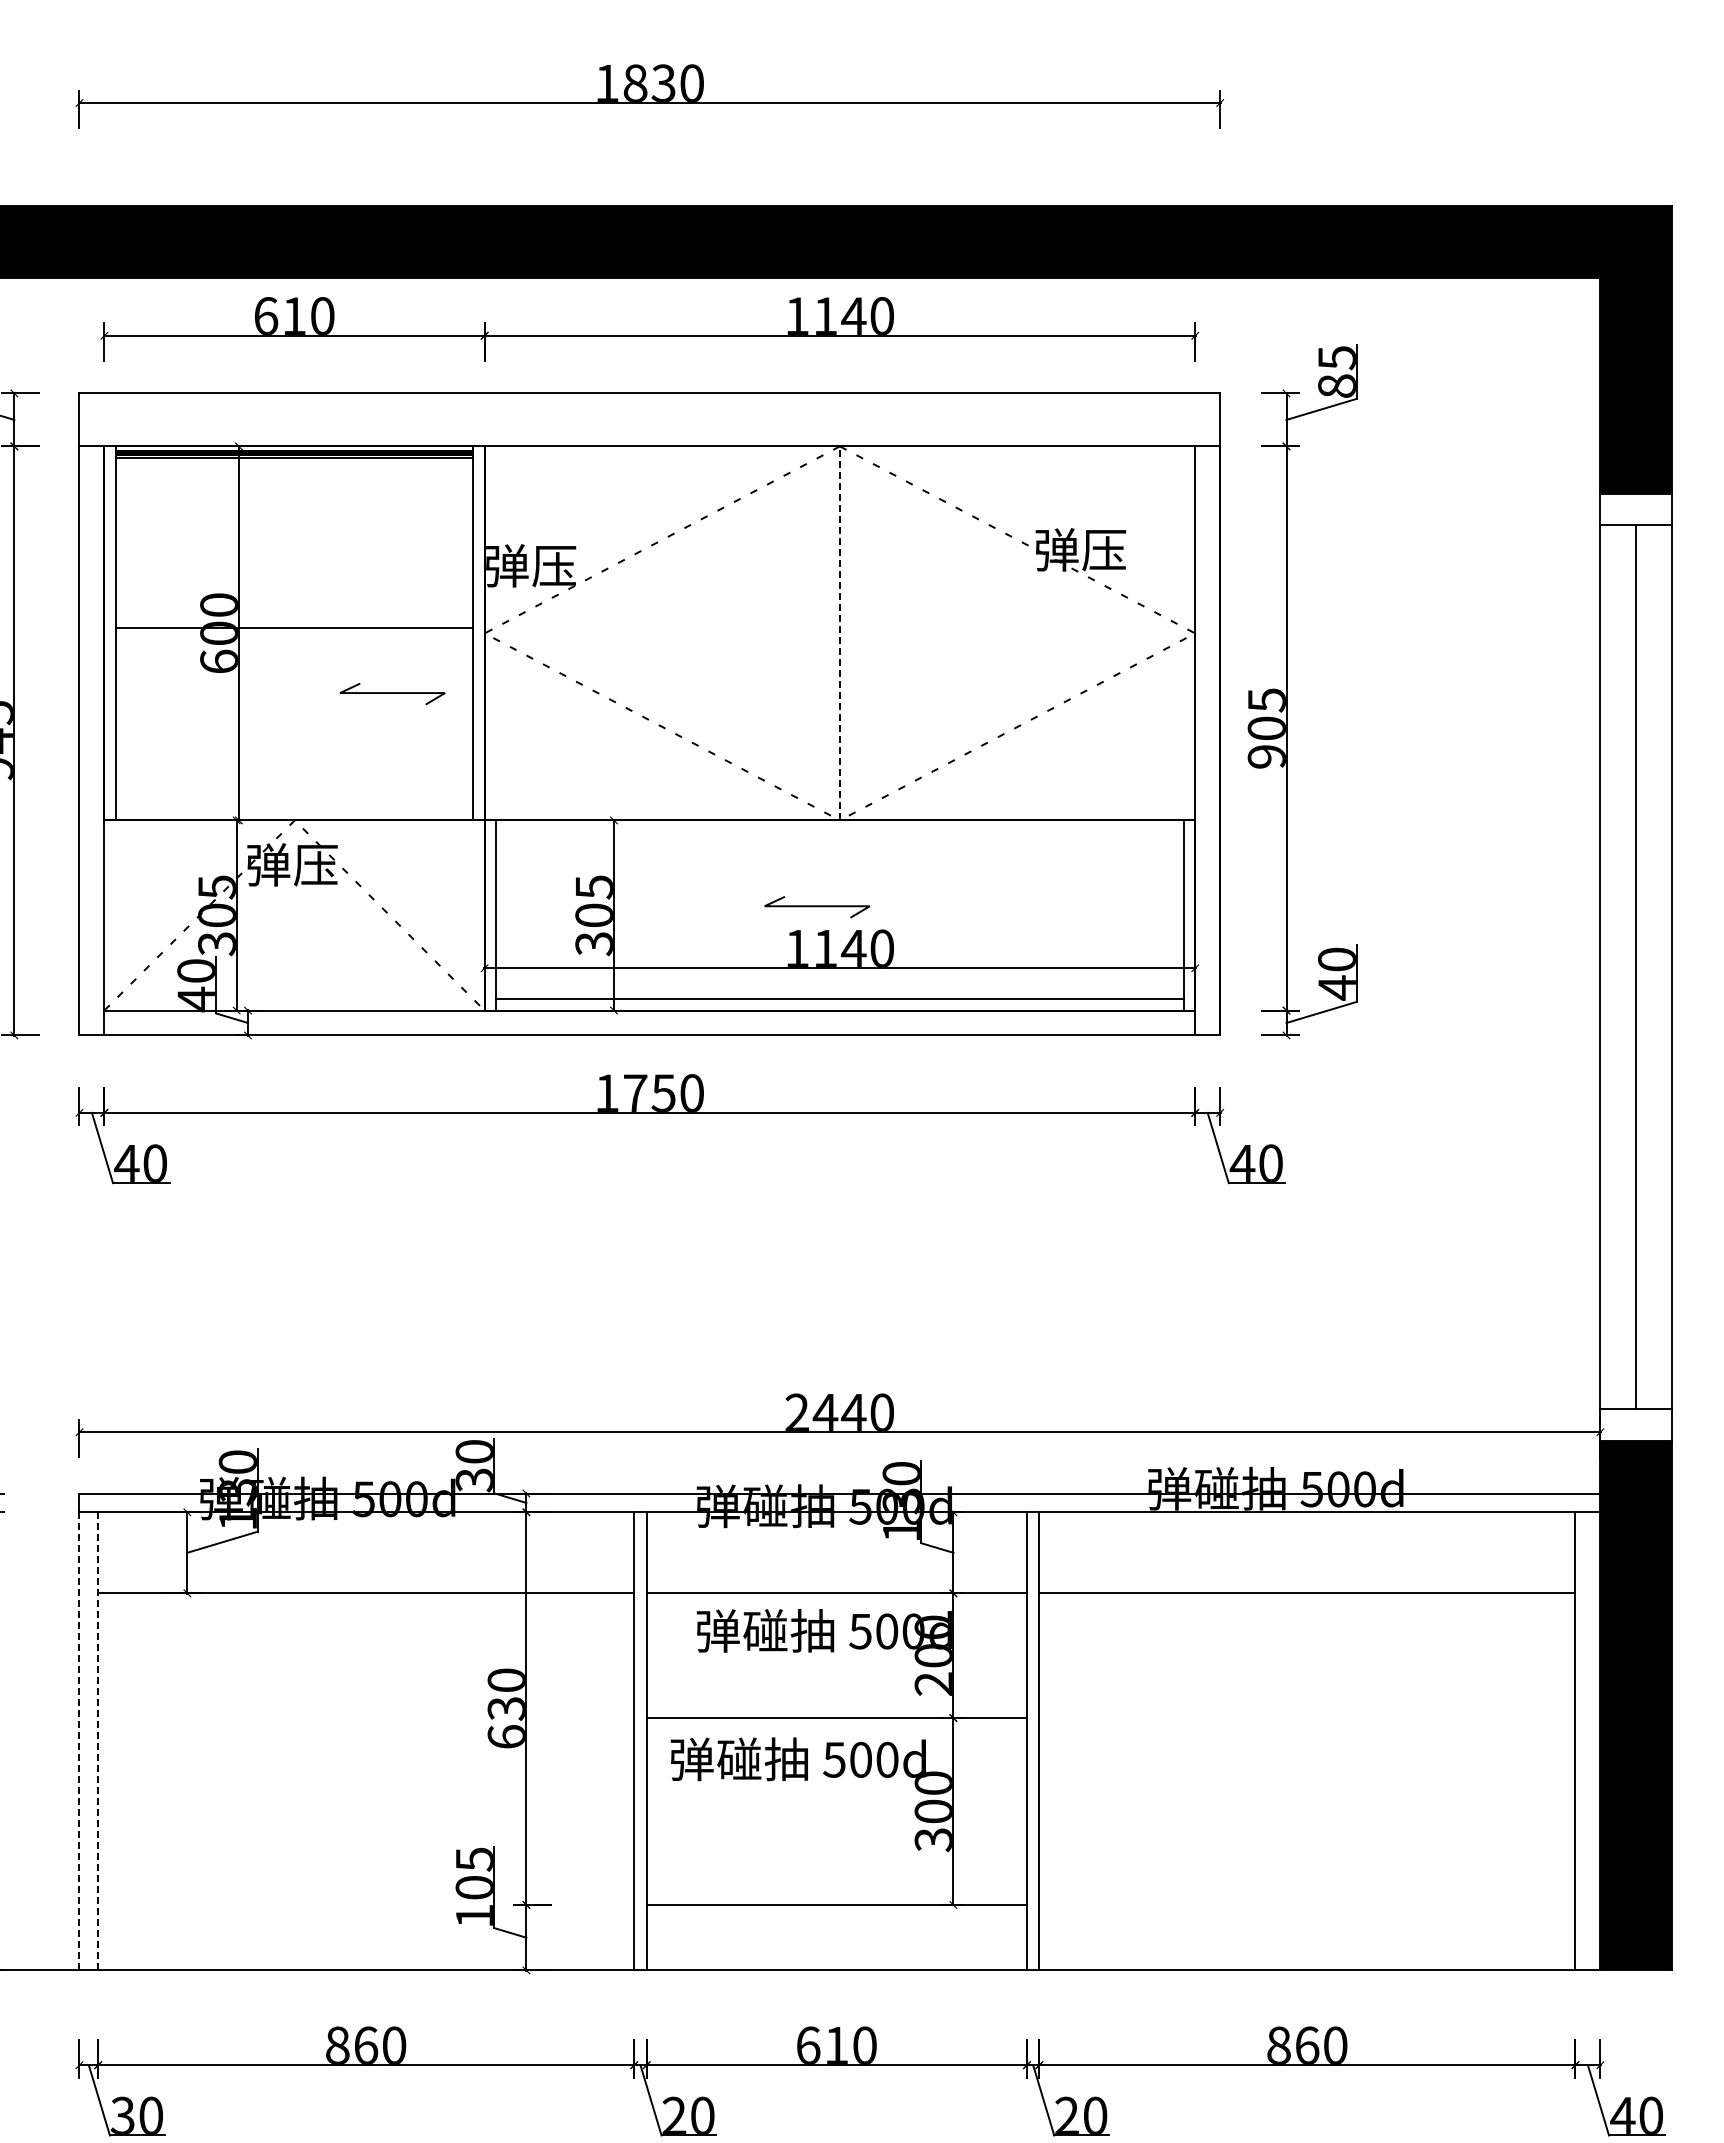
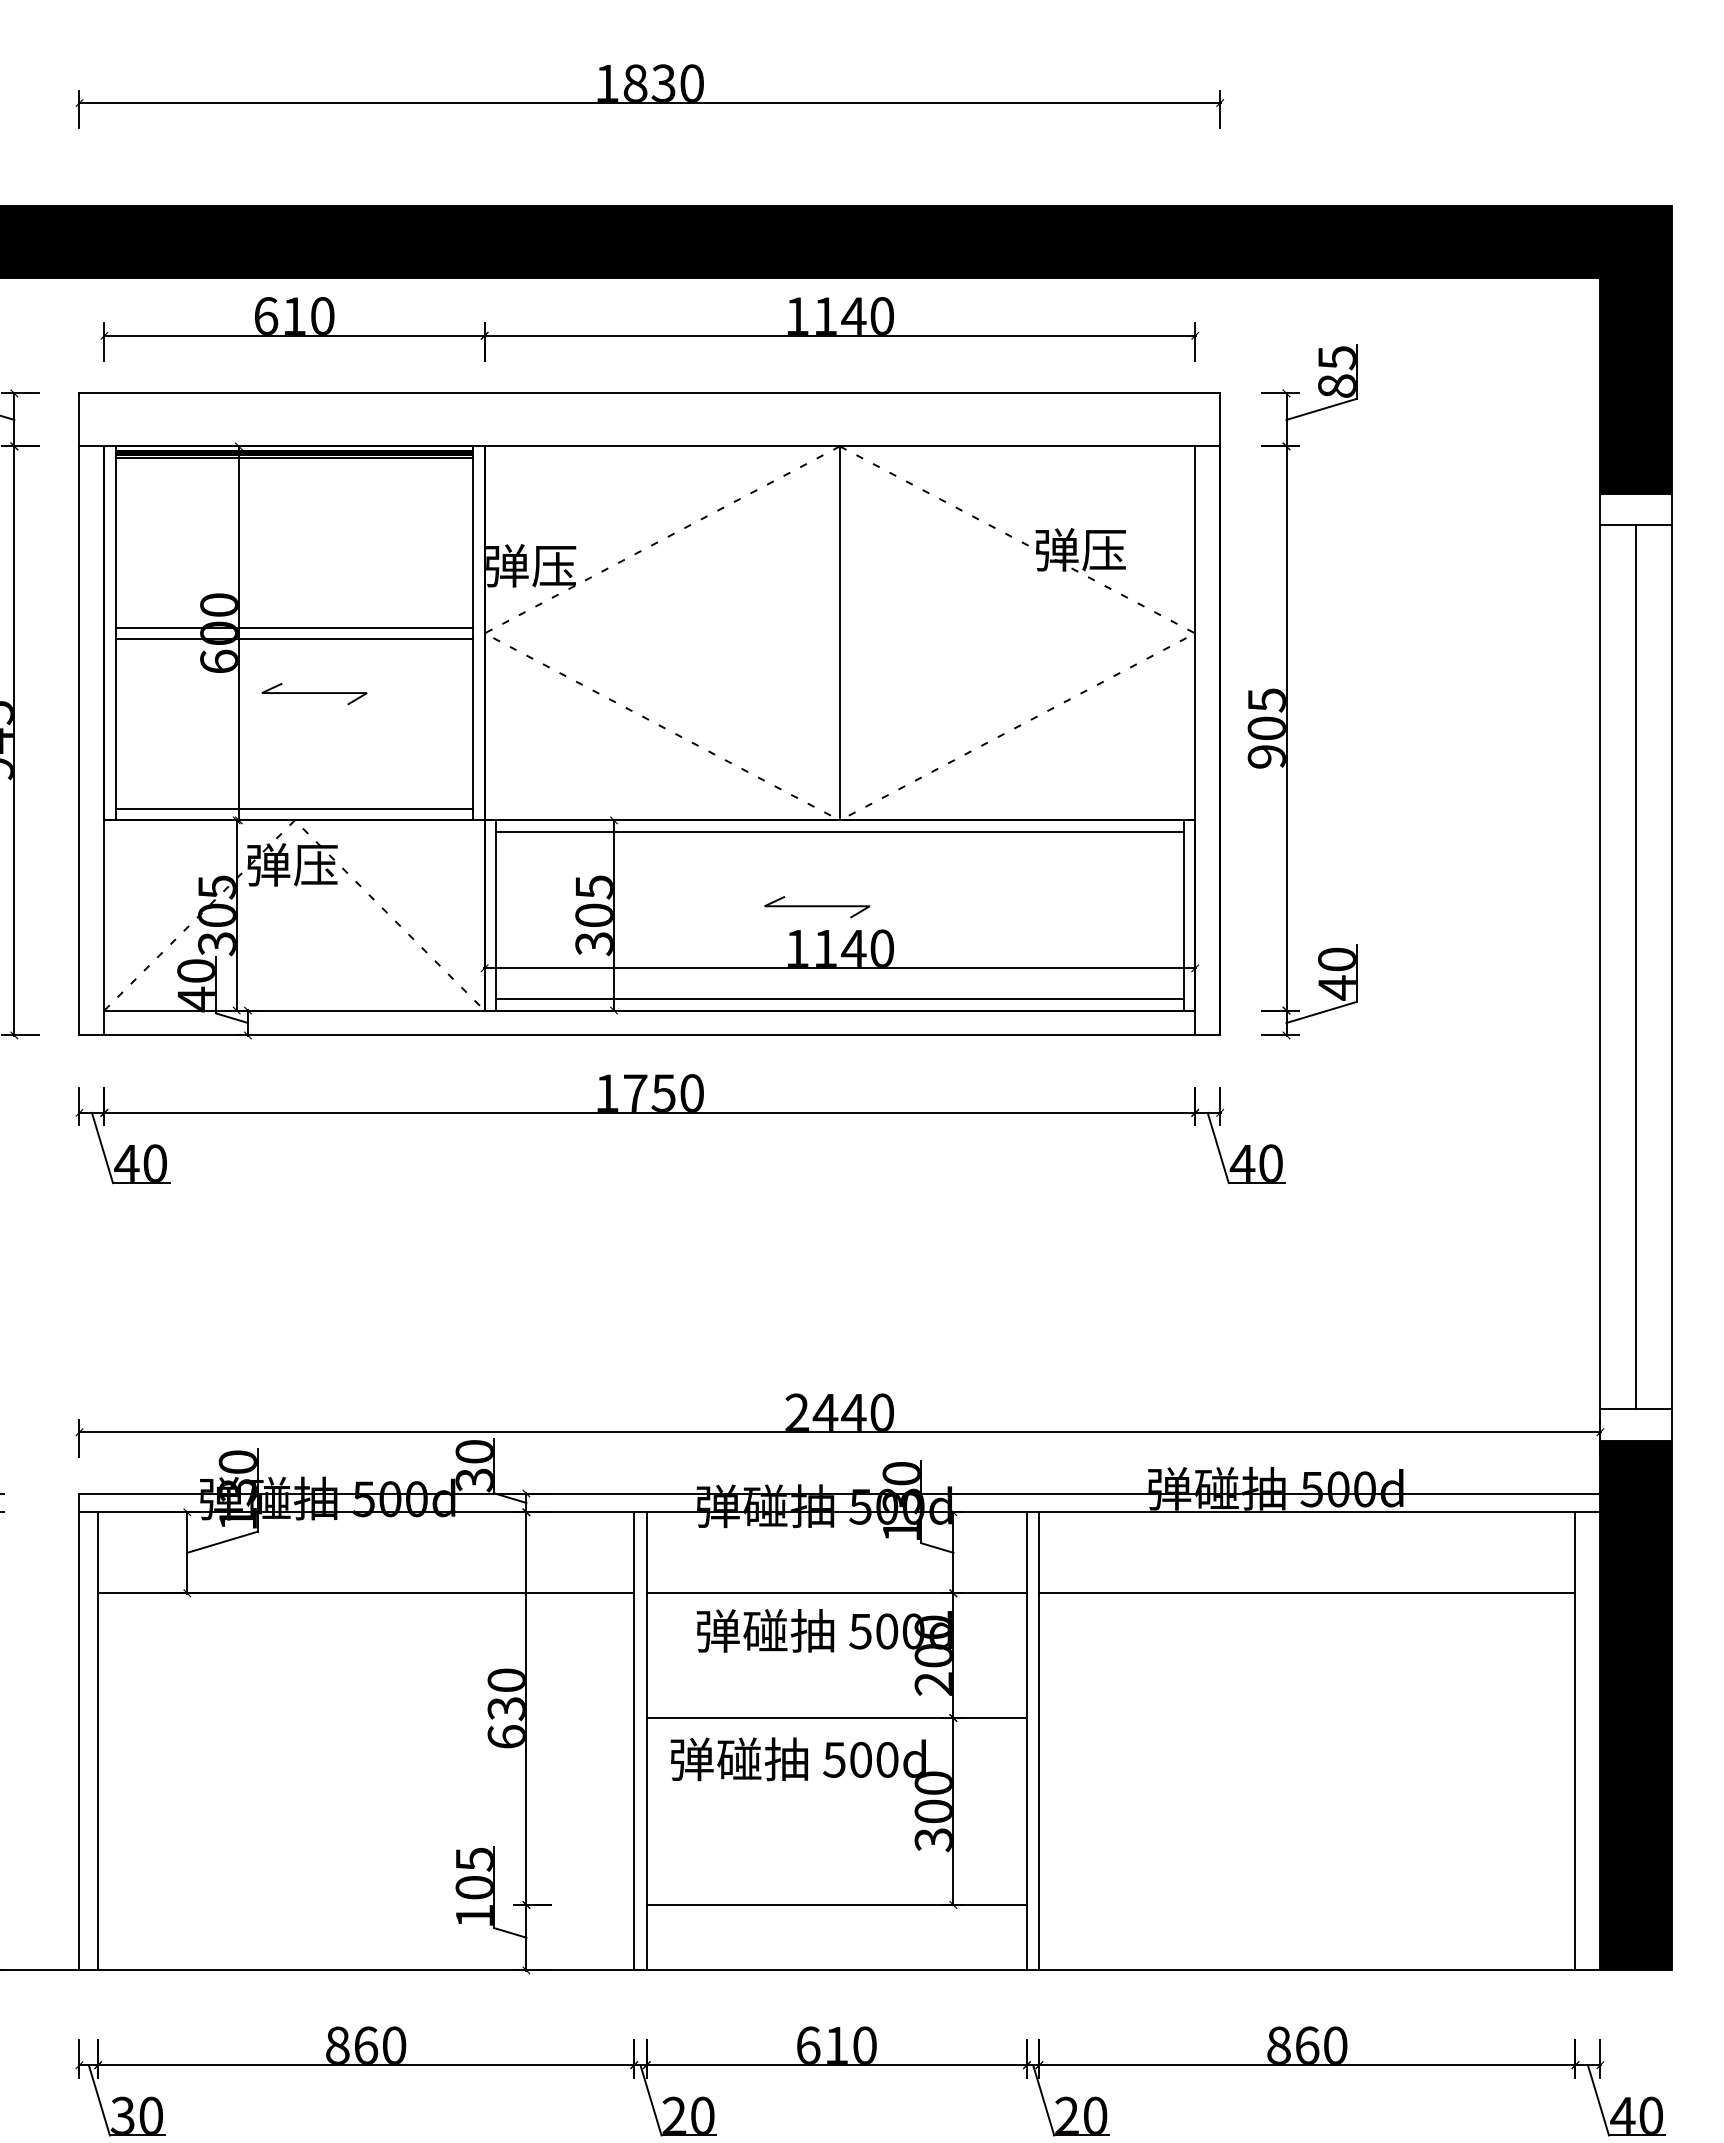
line: dashed -> solid (839, 633)
line: none -> present (294, 639)
line position: (392, 693) -> (314, 693) (314, 693)
line: none -> present (294, 809)
line: none -> present (839, 831)
line: dashed -> solid (79, 1741)
line: dashed -> solid (98, 1741)
